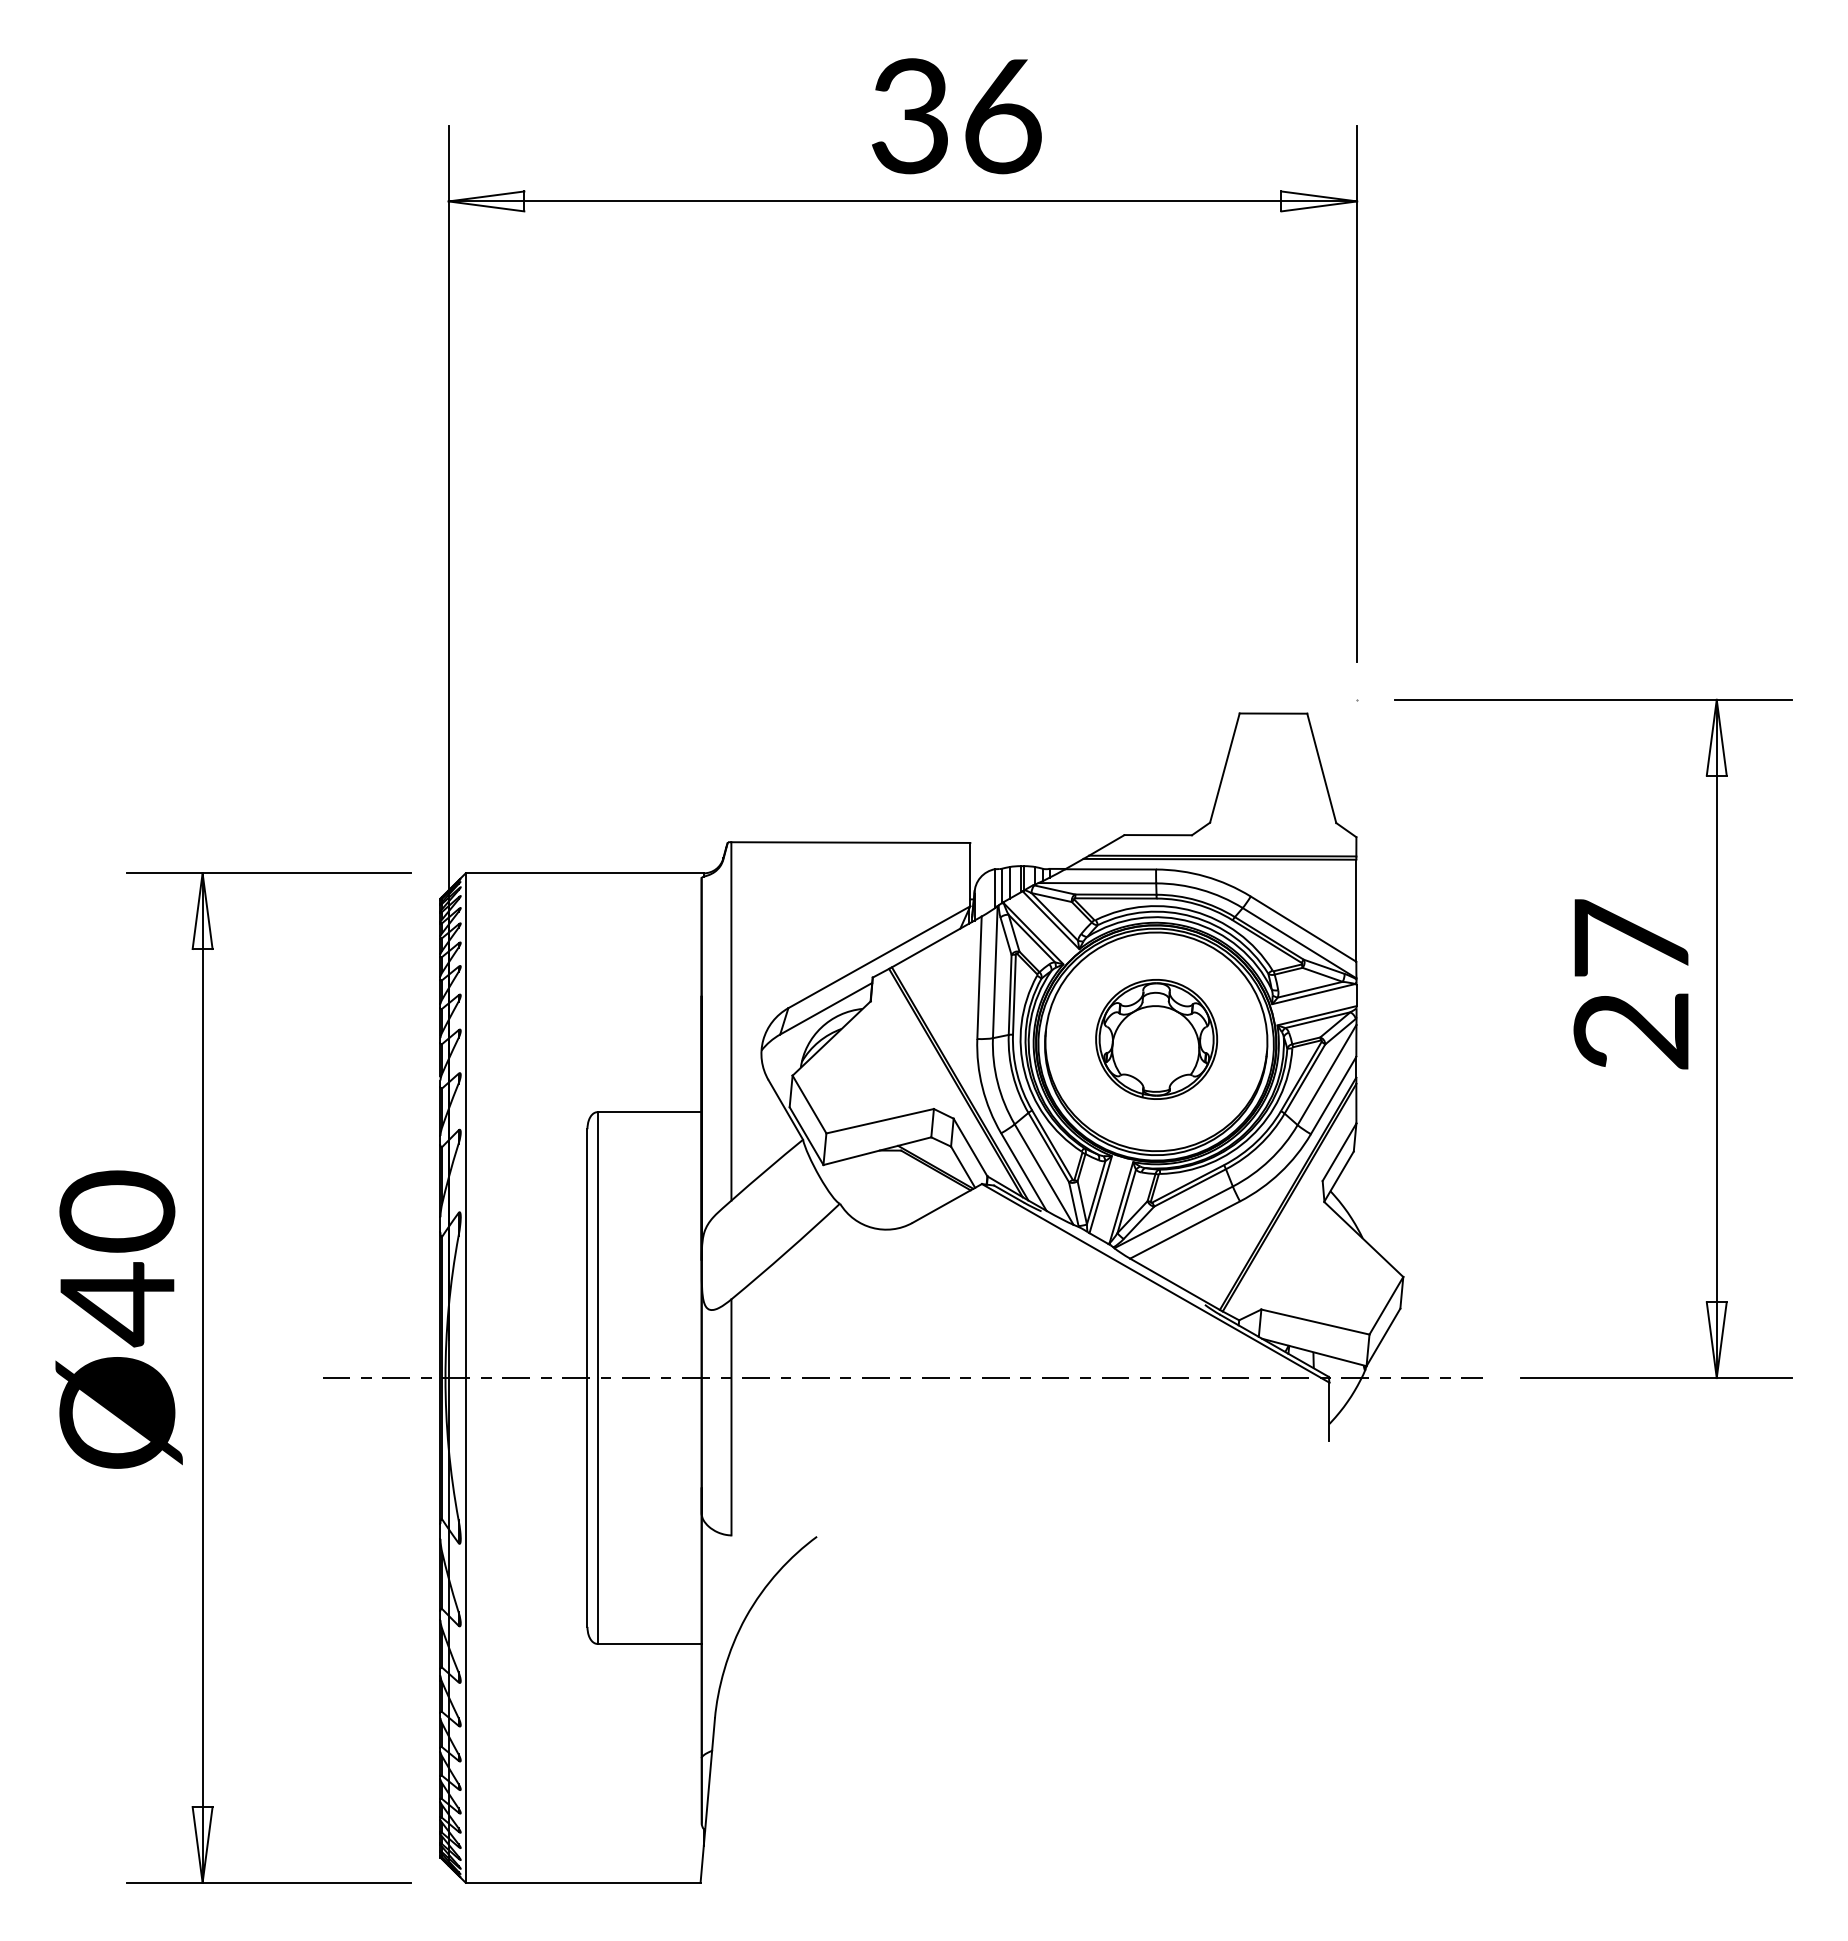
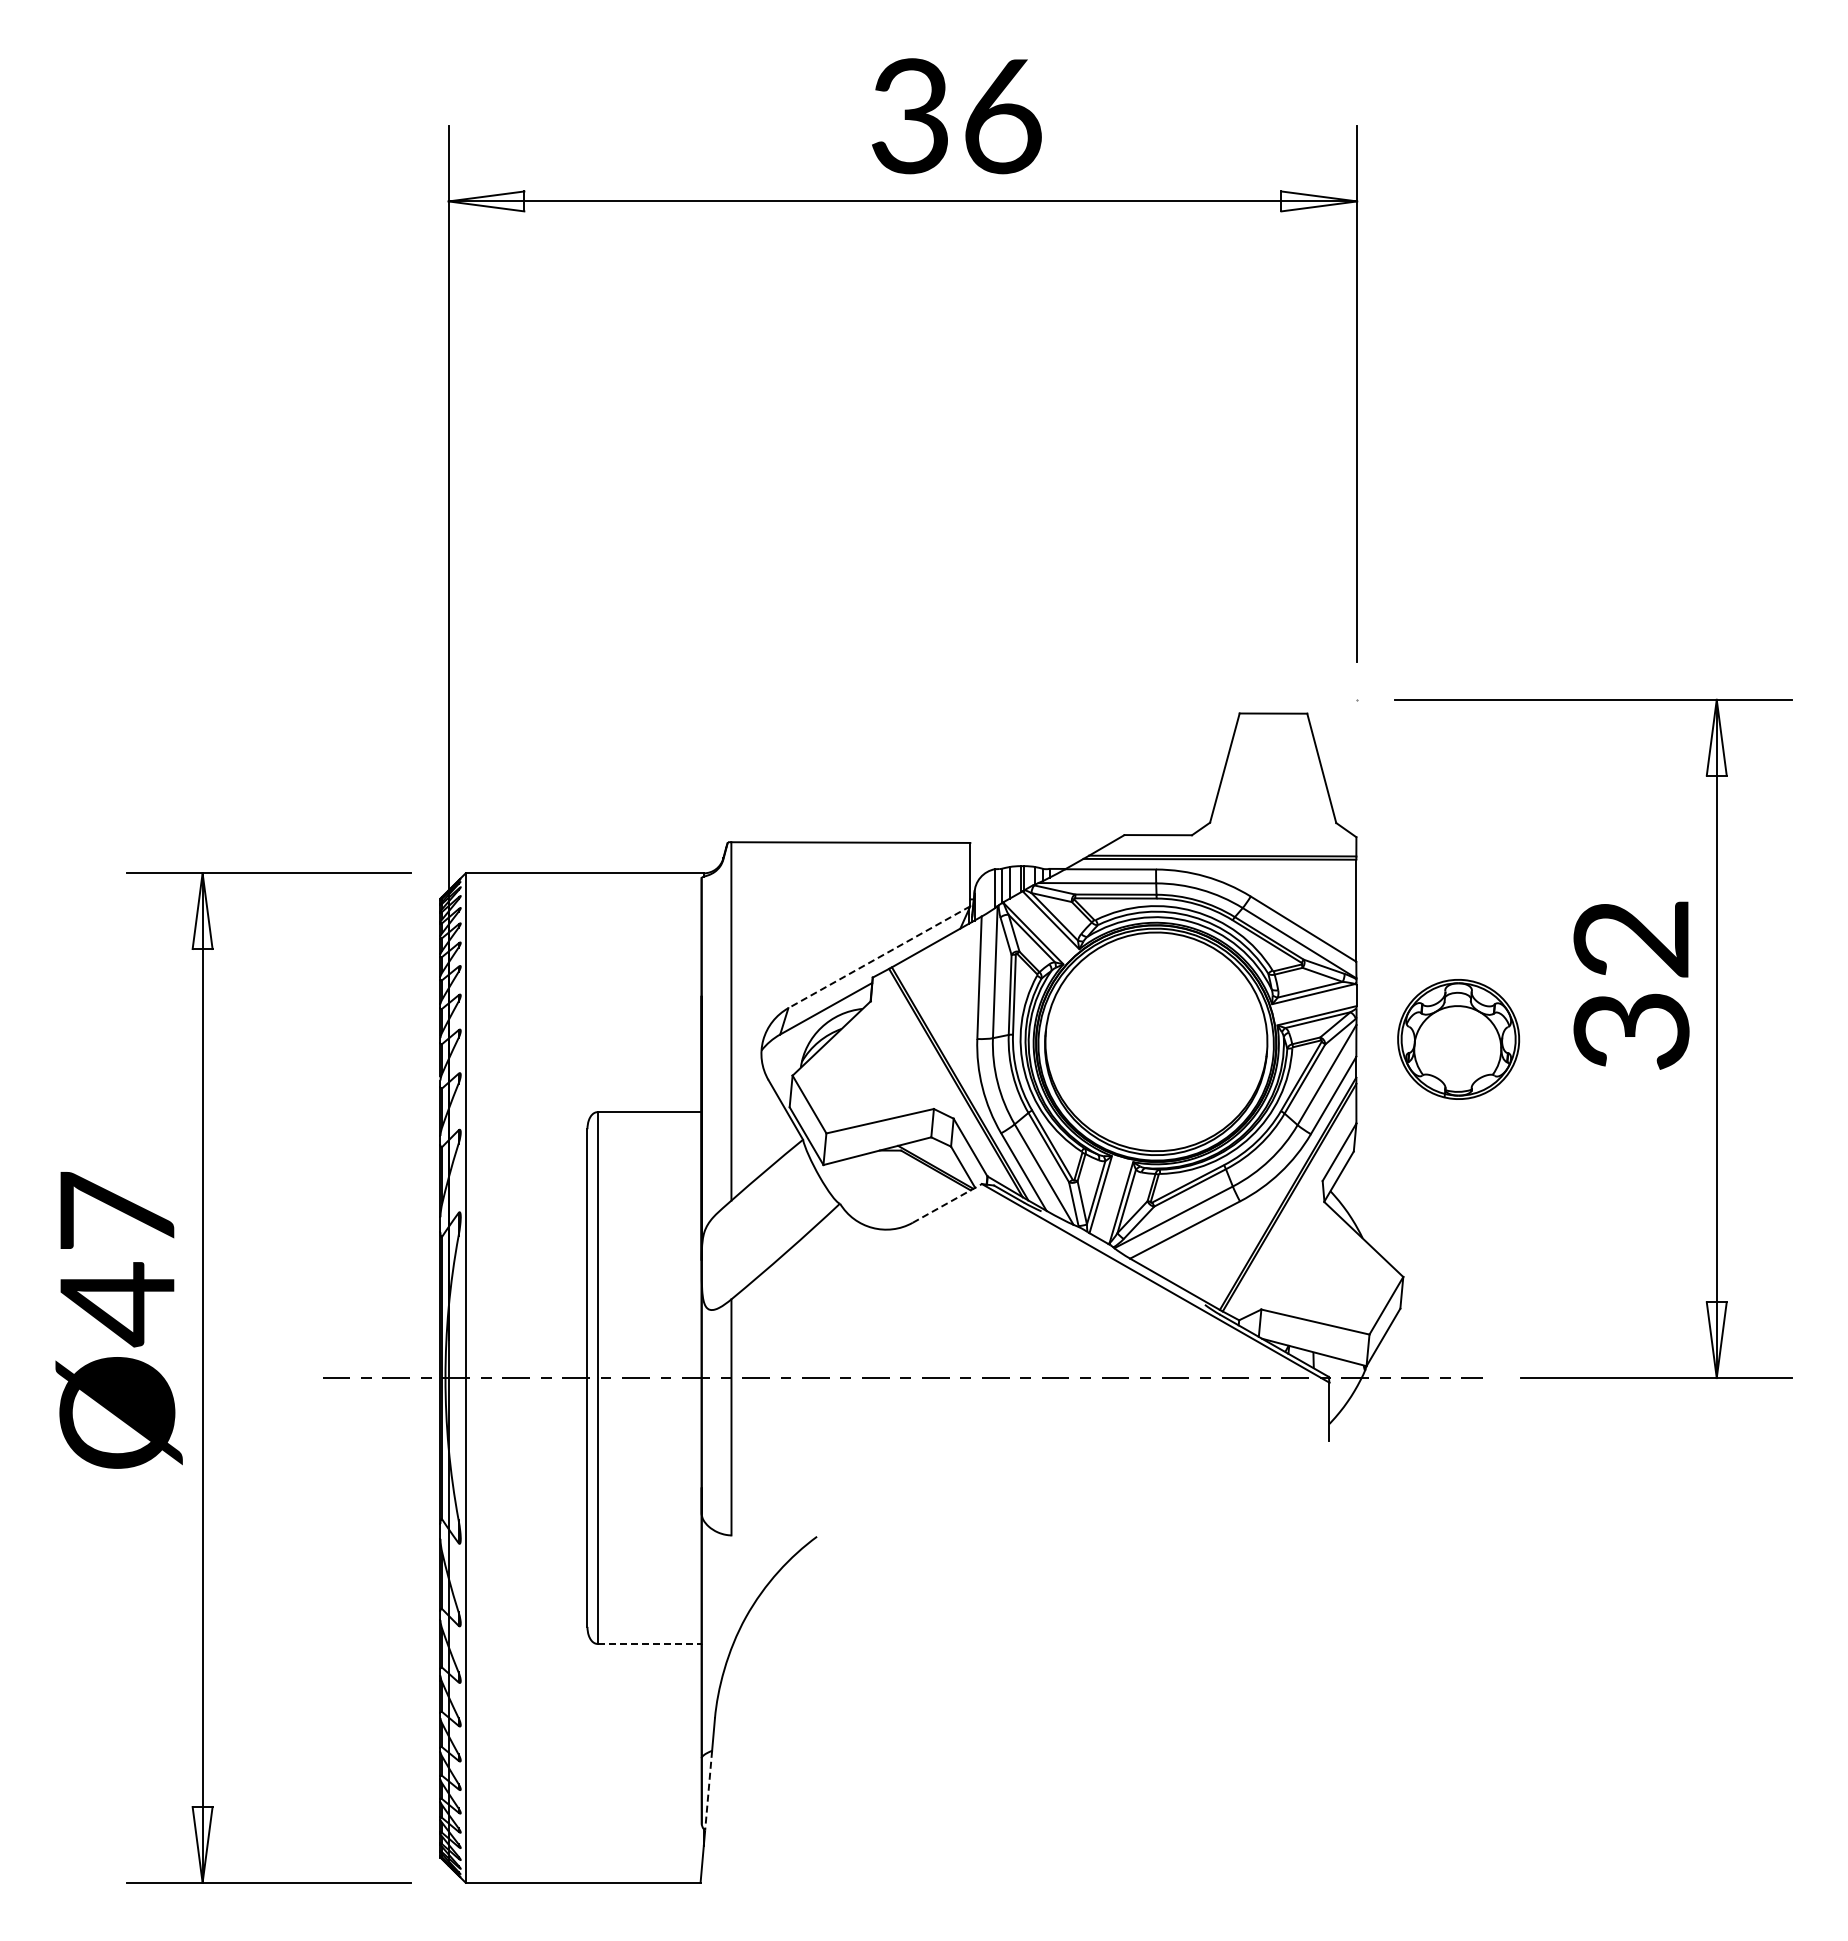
line: solid -> dashed (878, 957)
text: 27 -> 32 (1631, 984)
part position: (1156, 1039) -> (1458, 1039) (1458, 1039)
line: solid -> dashed (947, 1203)
text: Ø40 -> Ø47 (117, 1211)
line: solid -> dashed (650, 1643)
line: solid -> dashed (708, 1791)
